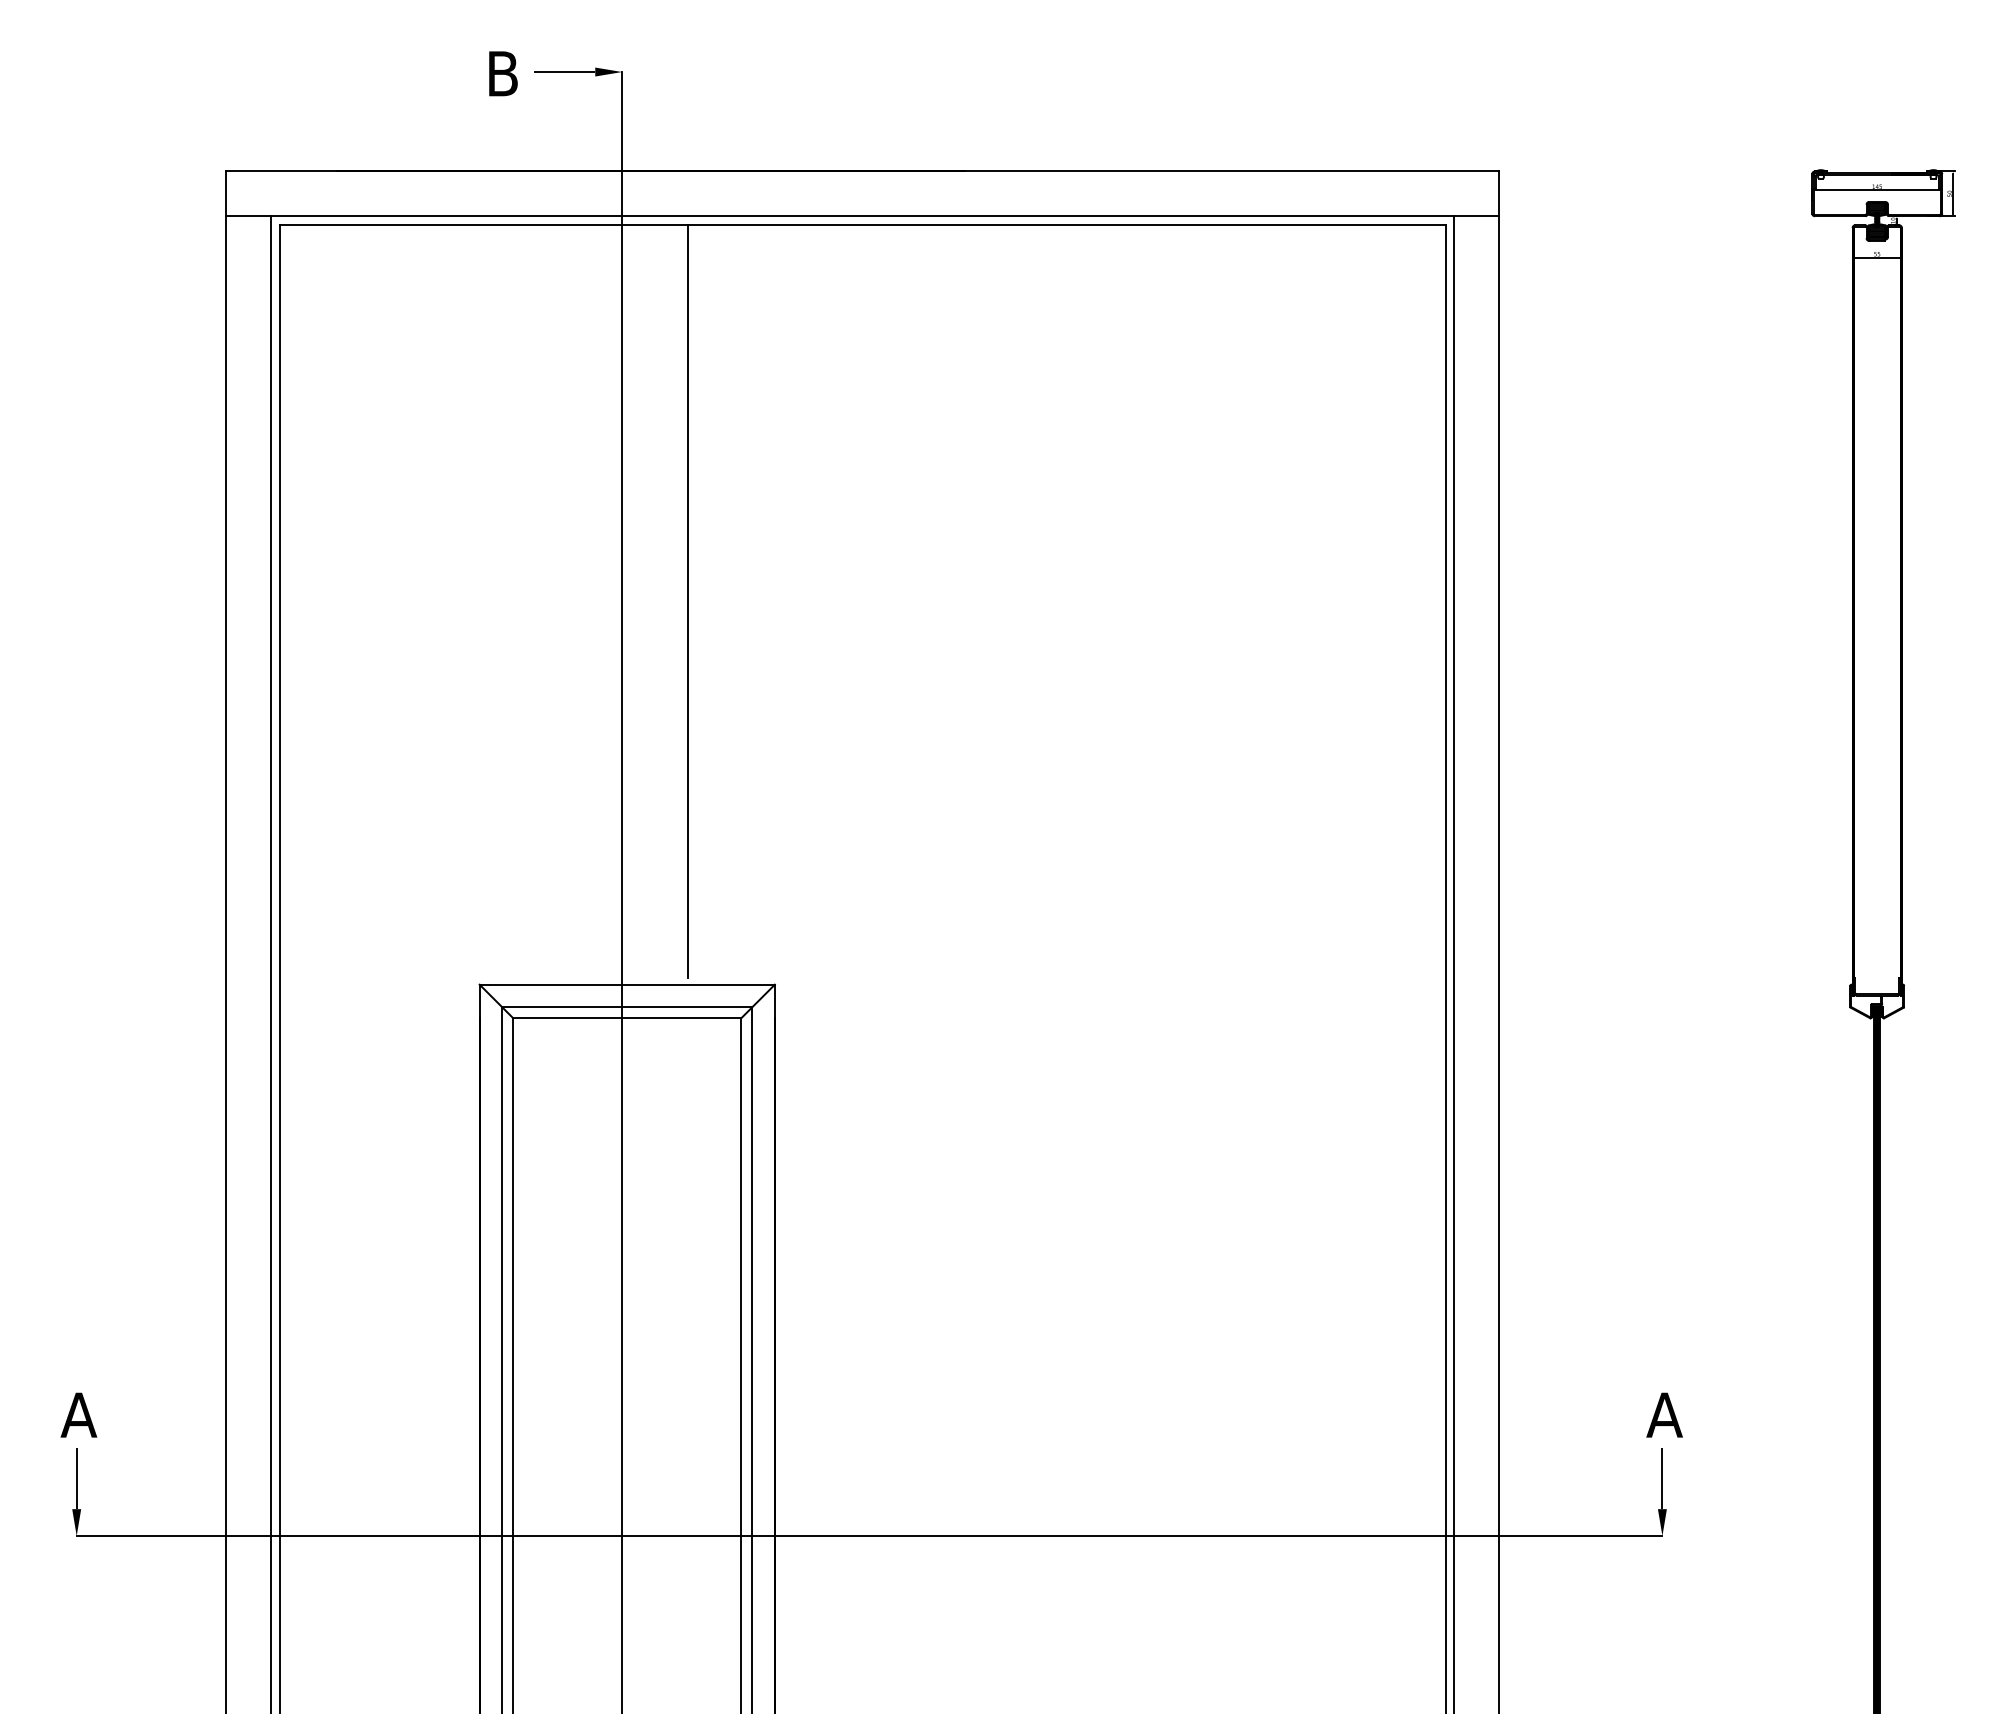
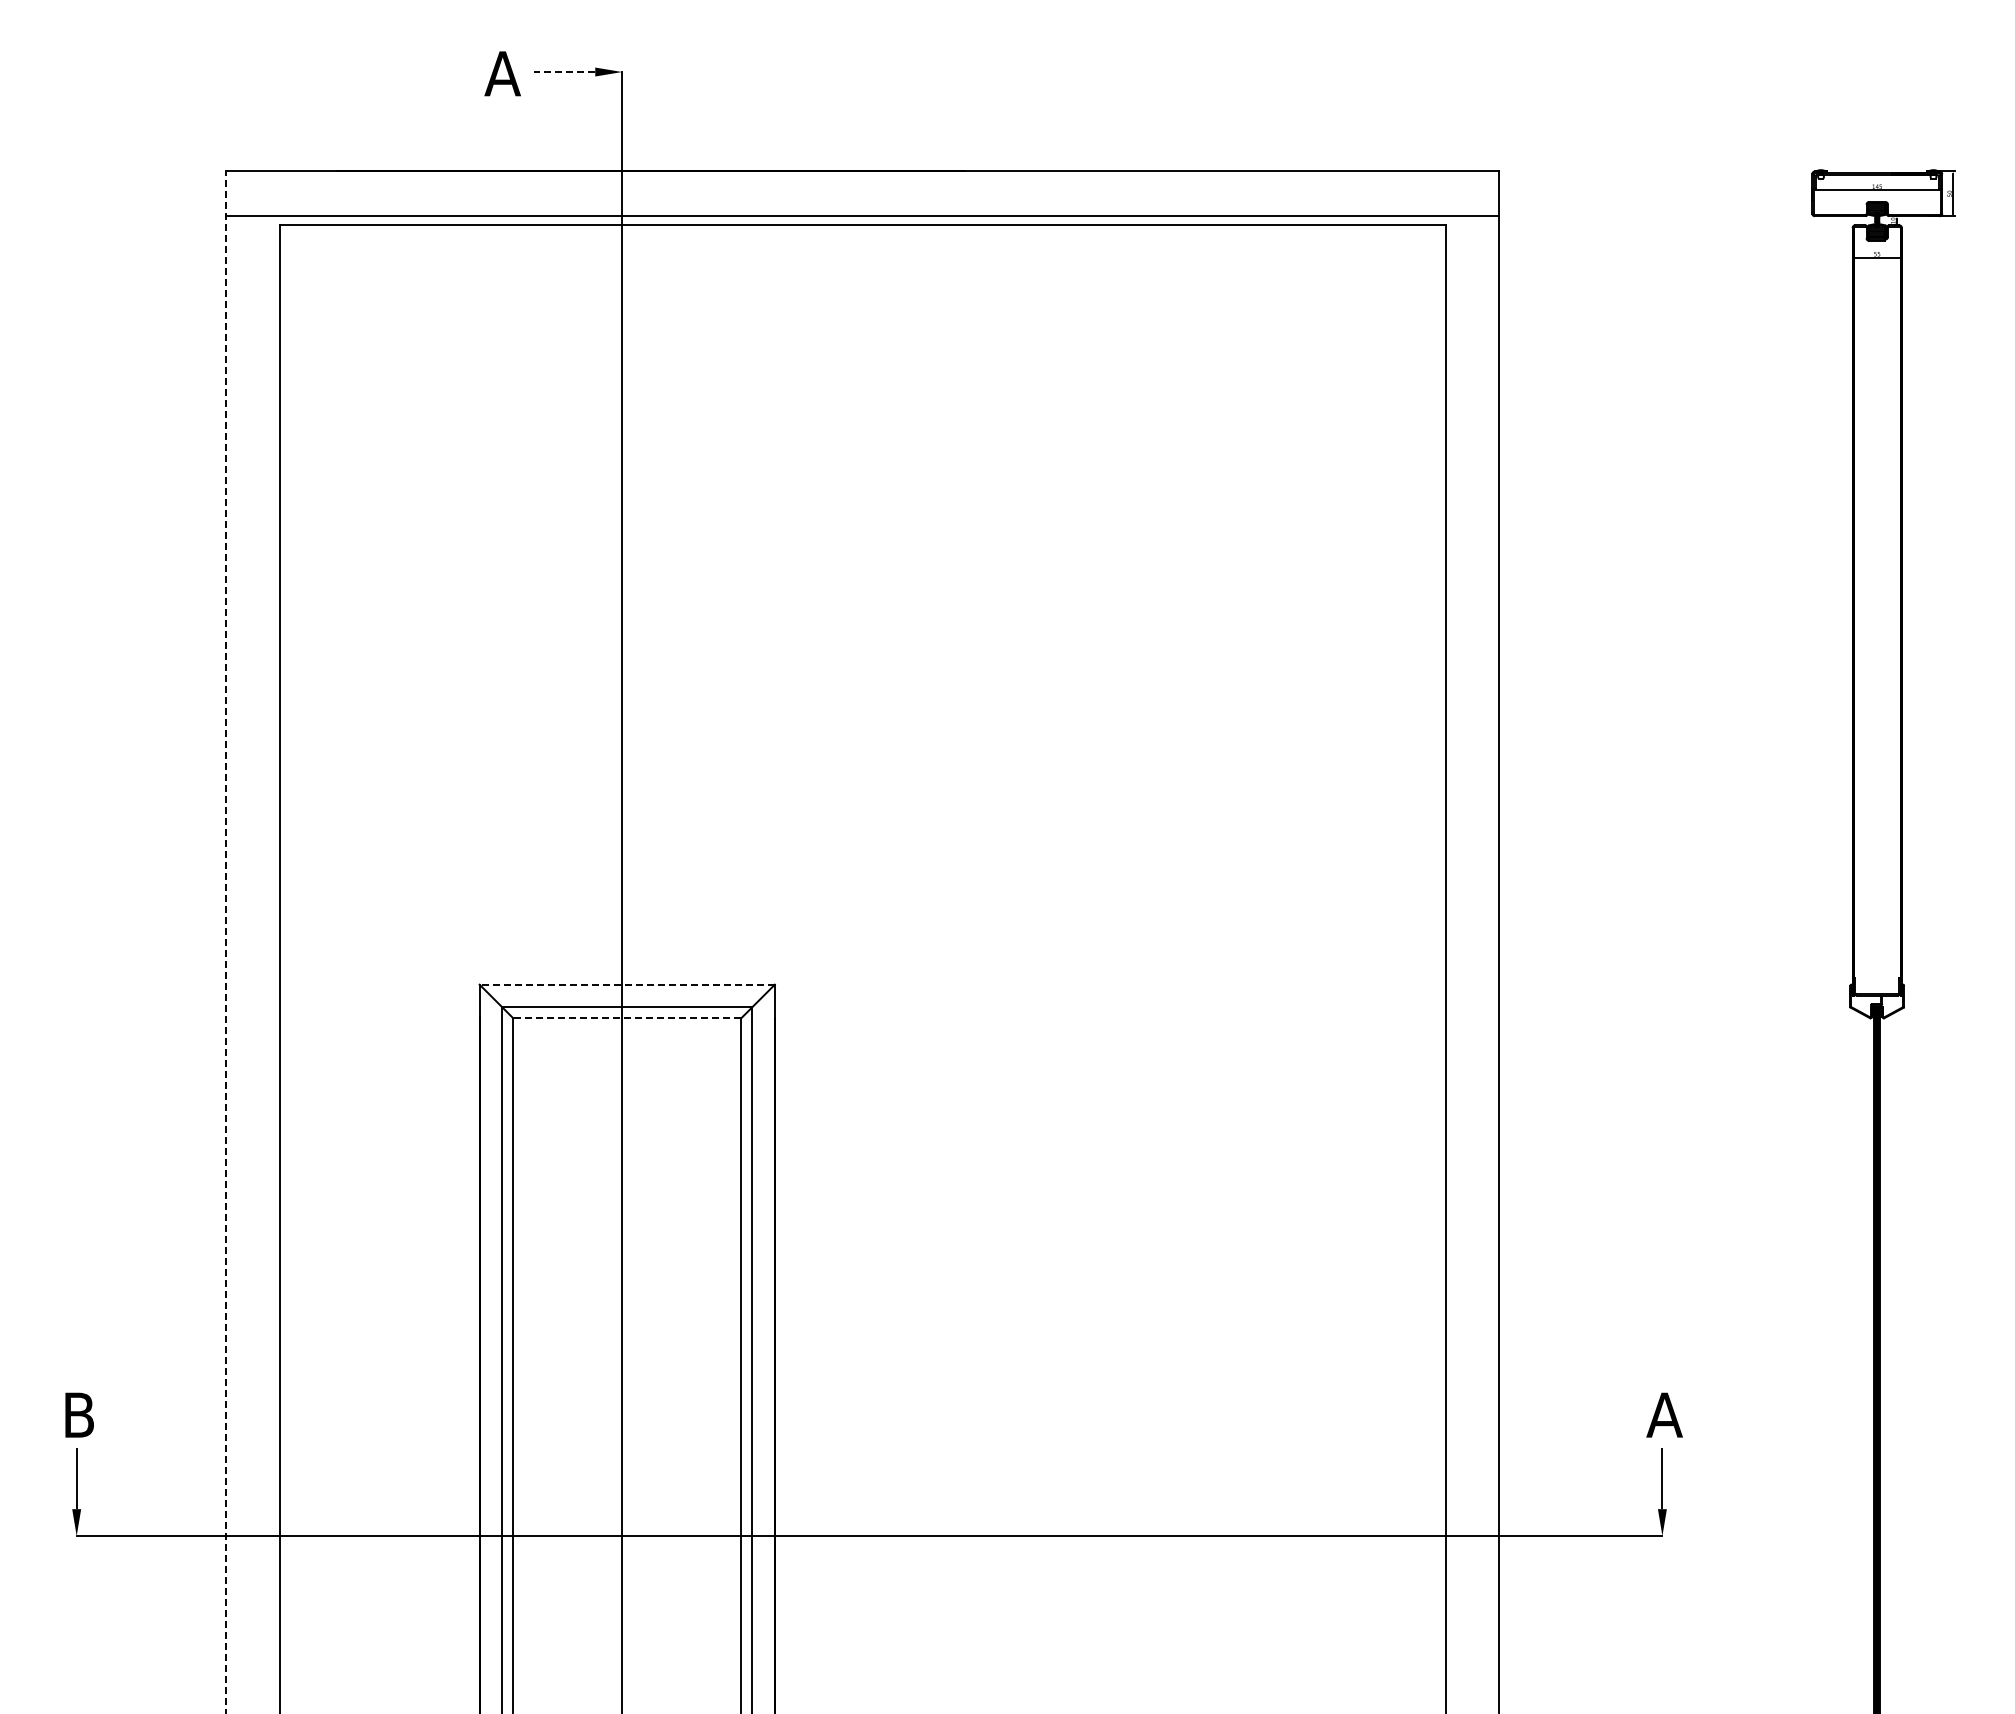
line: solid -> dashed (564, 72)
text: B -> A (502, 73)
line: present -> none (687, 601)
line: solid -> dashed (226, 942)
line: present -> none (270, 963)
line: present -> none (1454, 963)
line: solid -> dashed (627, 984)
line: solid -> dashed (627, 1018)
text: A -> B (78, 1414)
